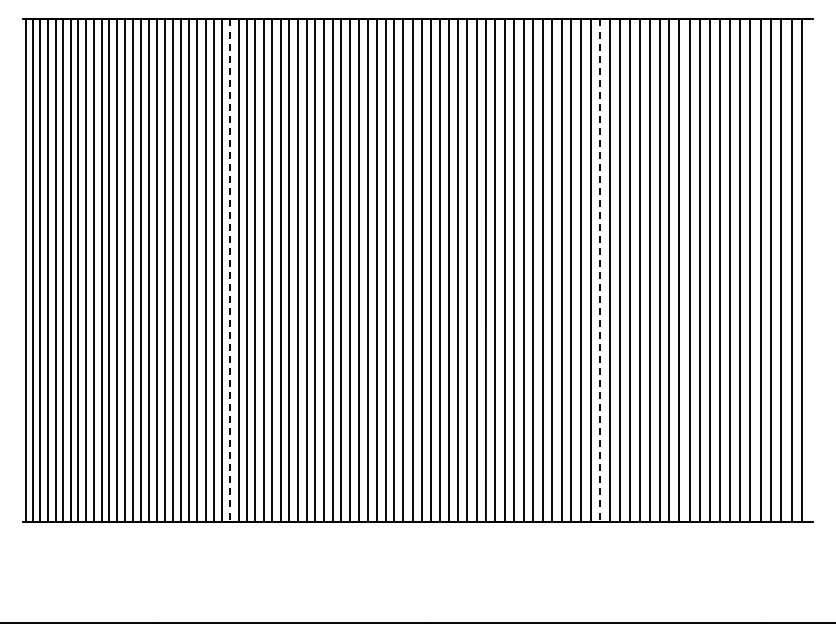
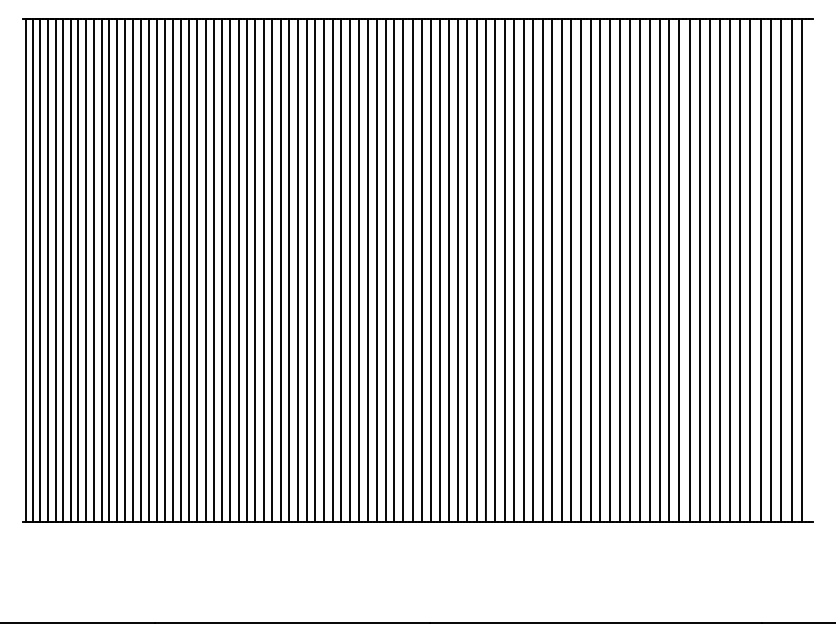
line: dashed -> solid (230, 271)
line: dashed -> solid (600, 271)
